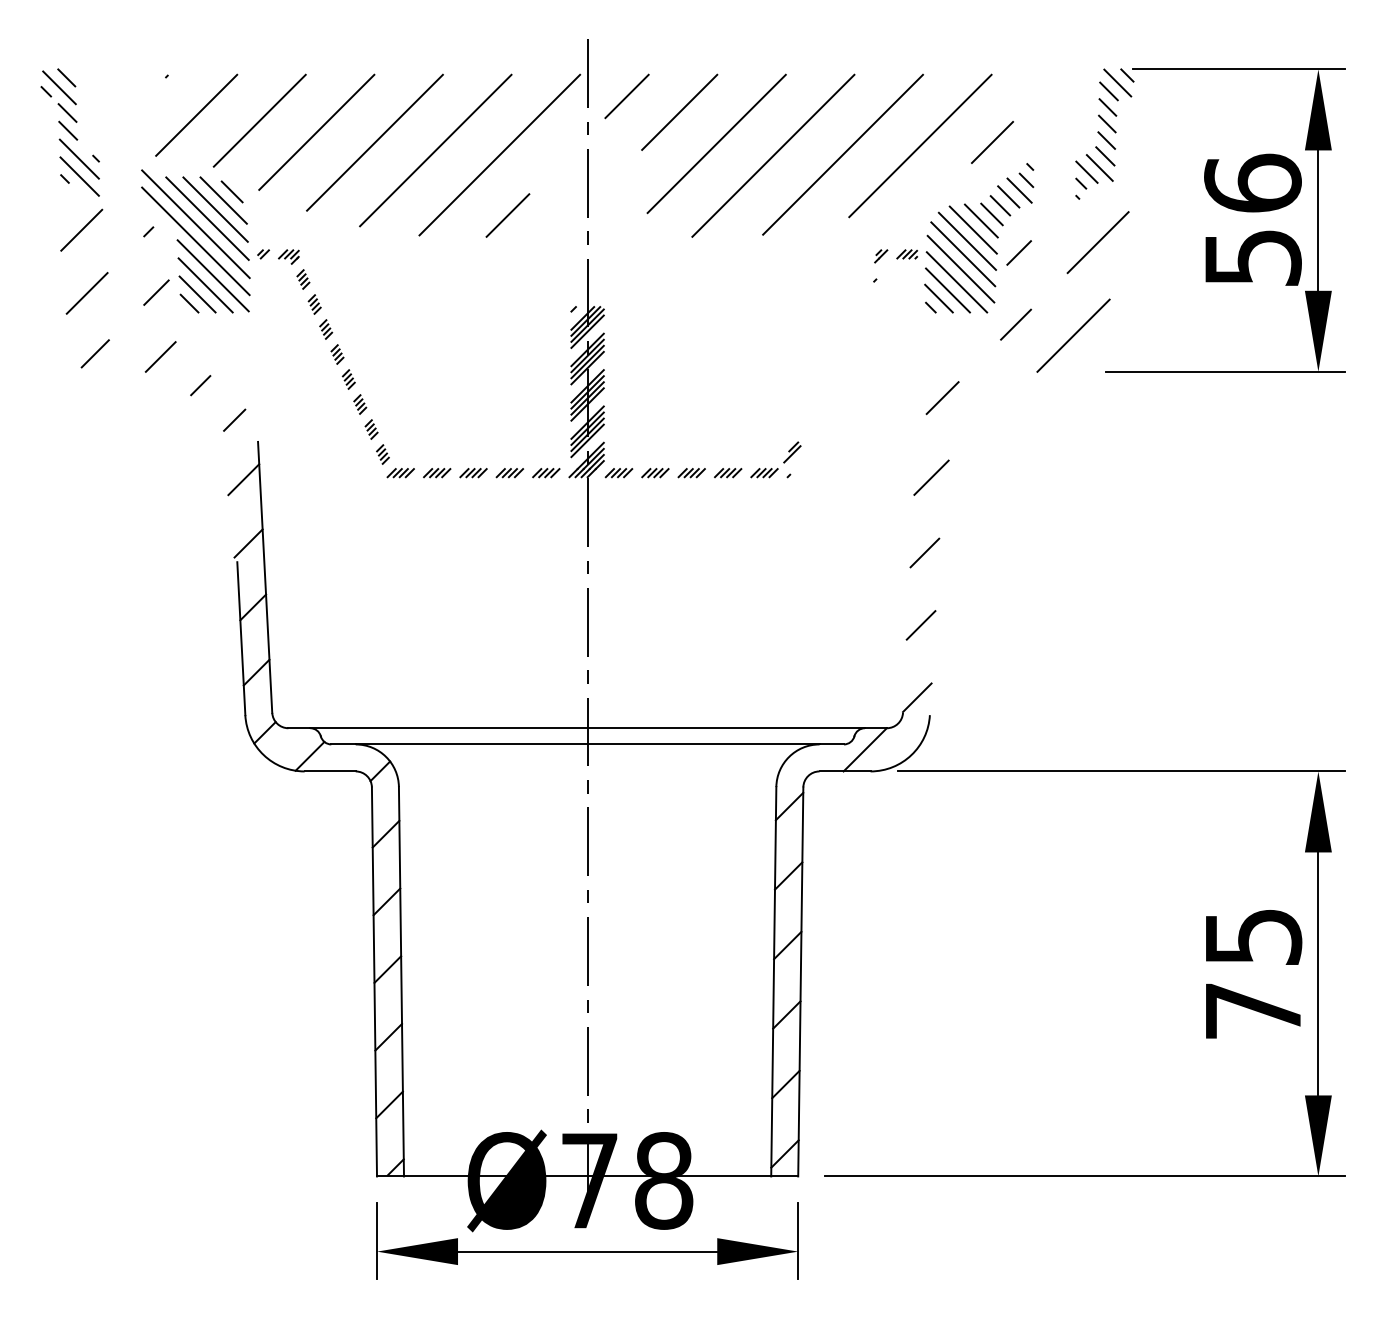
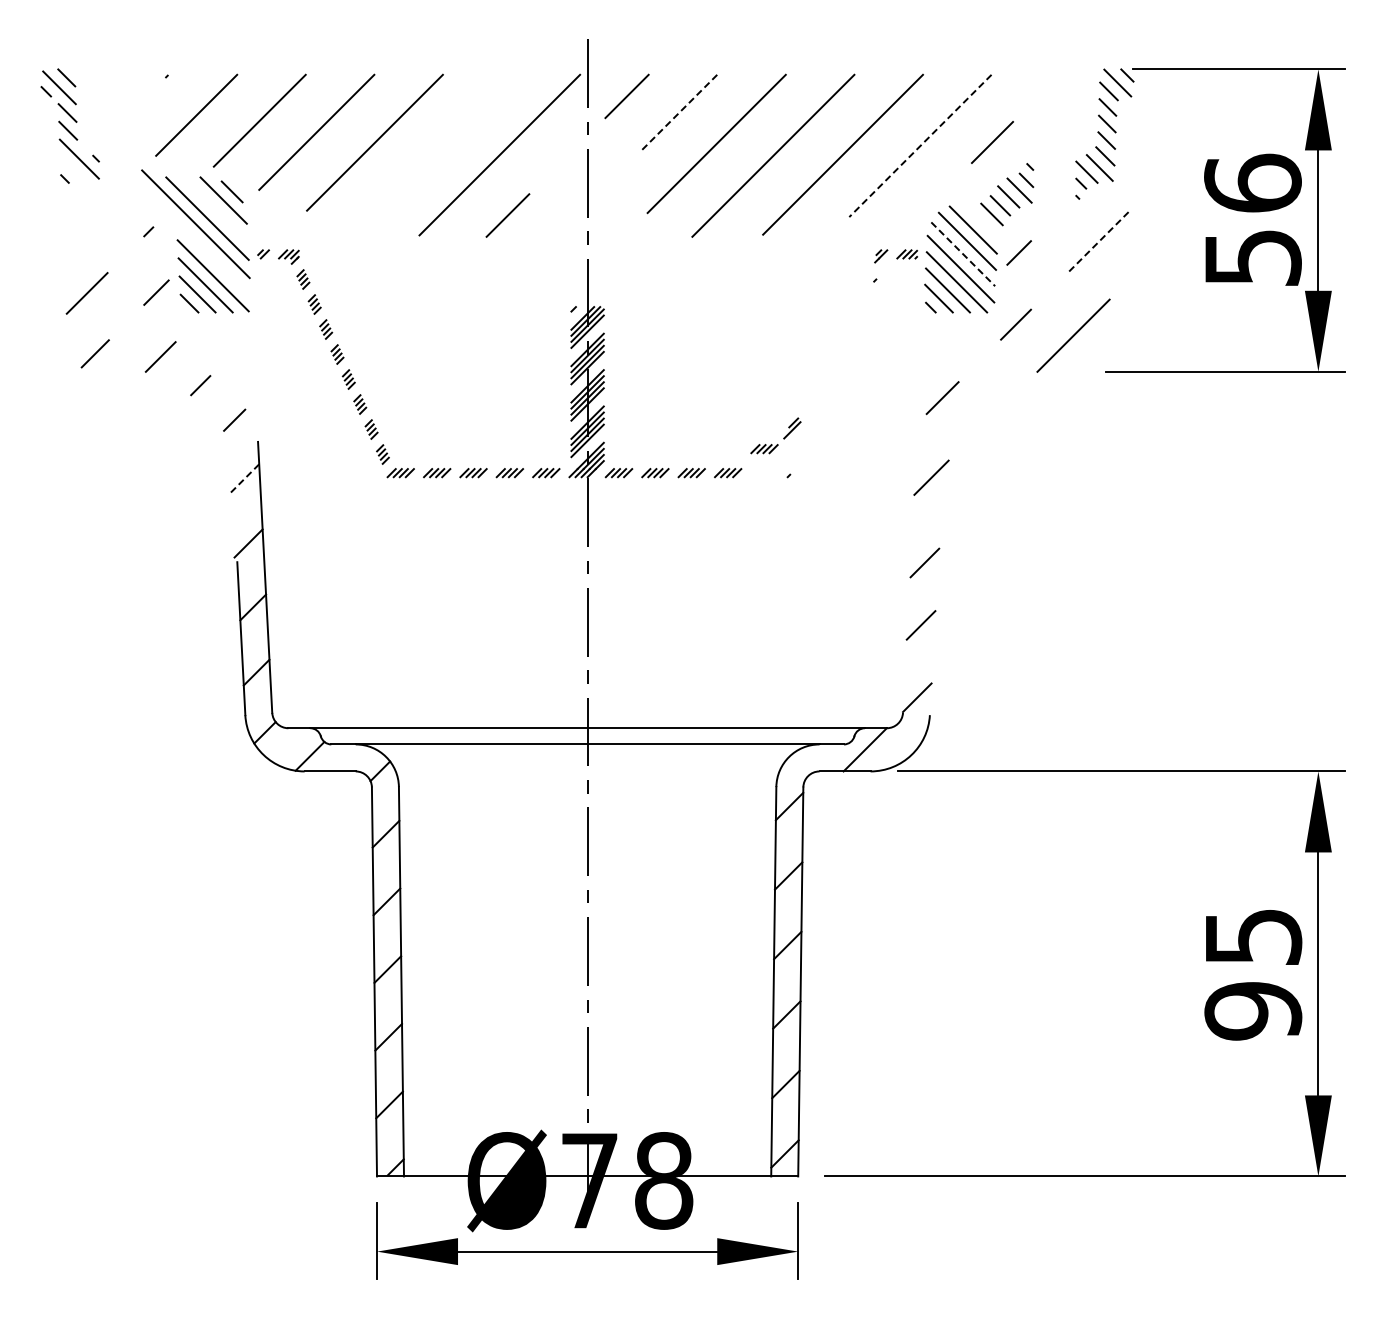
line: solid -> dashed (679, 112)
line: solid -> dashed (920, 145)
line: present -> none (435, 150)
line: present -> none (79, 176)
line: present -> none (215, 209)
line: present -> none (980, 220)
line: present -> none (81, 229)
line: present -> none (195, 241)
line: solid -> dashed (1097, 242)
line: solid -> dashed (963, 254)
part position: (783, 461) -> (783, 437) (783, 437)
line: solid -> dashed (243, 479)
line position: (924, 552) -> (924, 562) (924, 562)
text: 75 -> 95 (1253, 1011)
